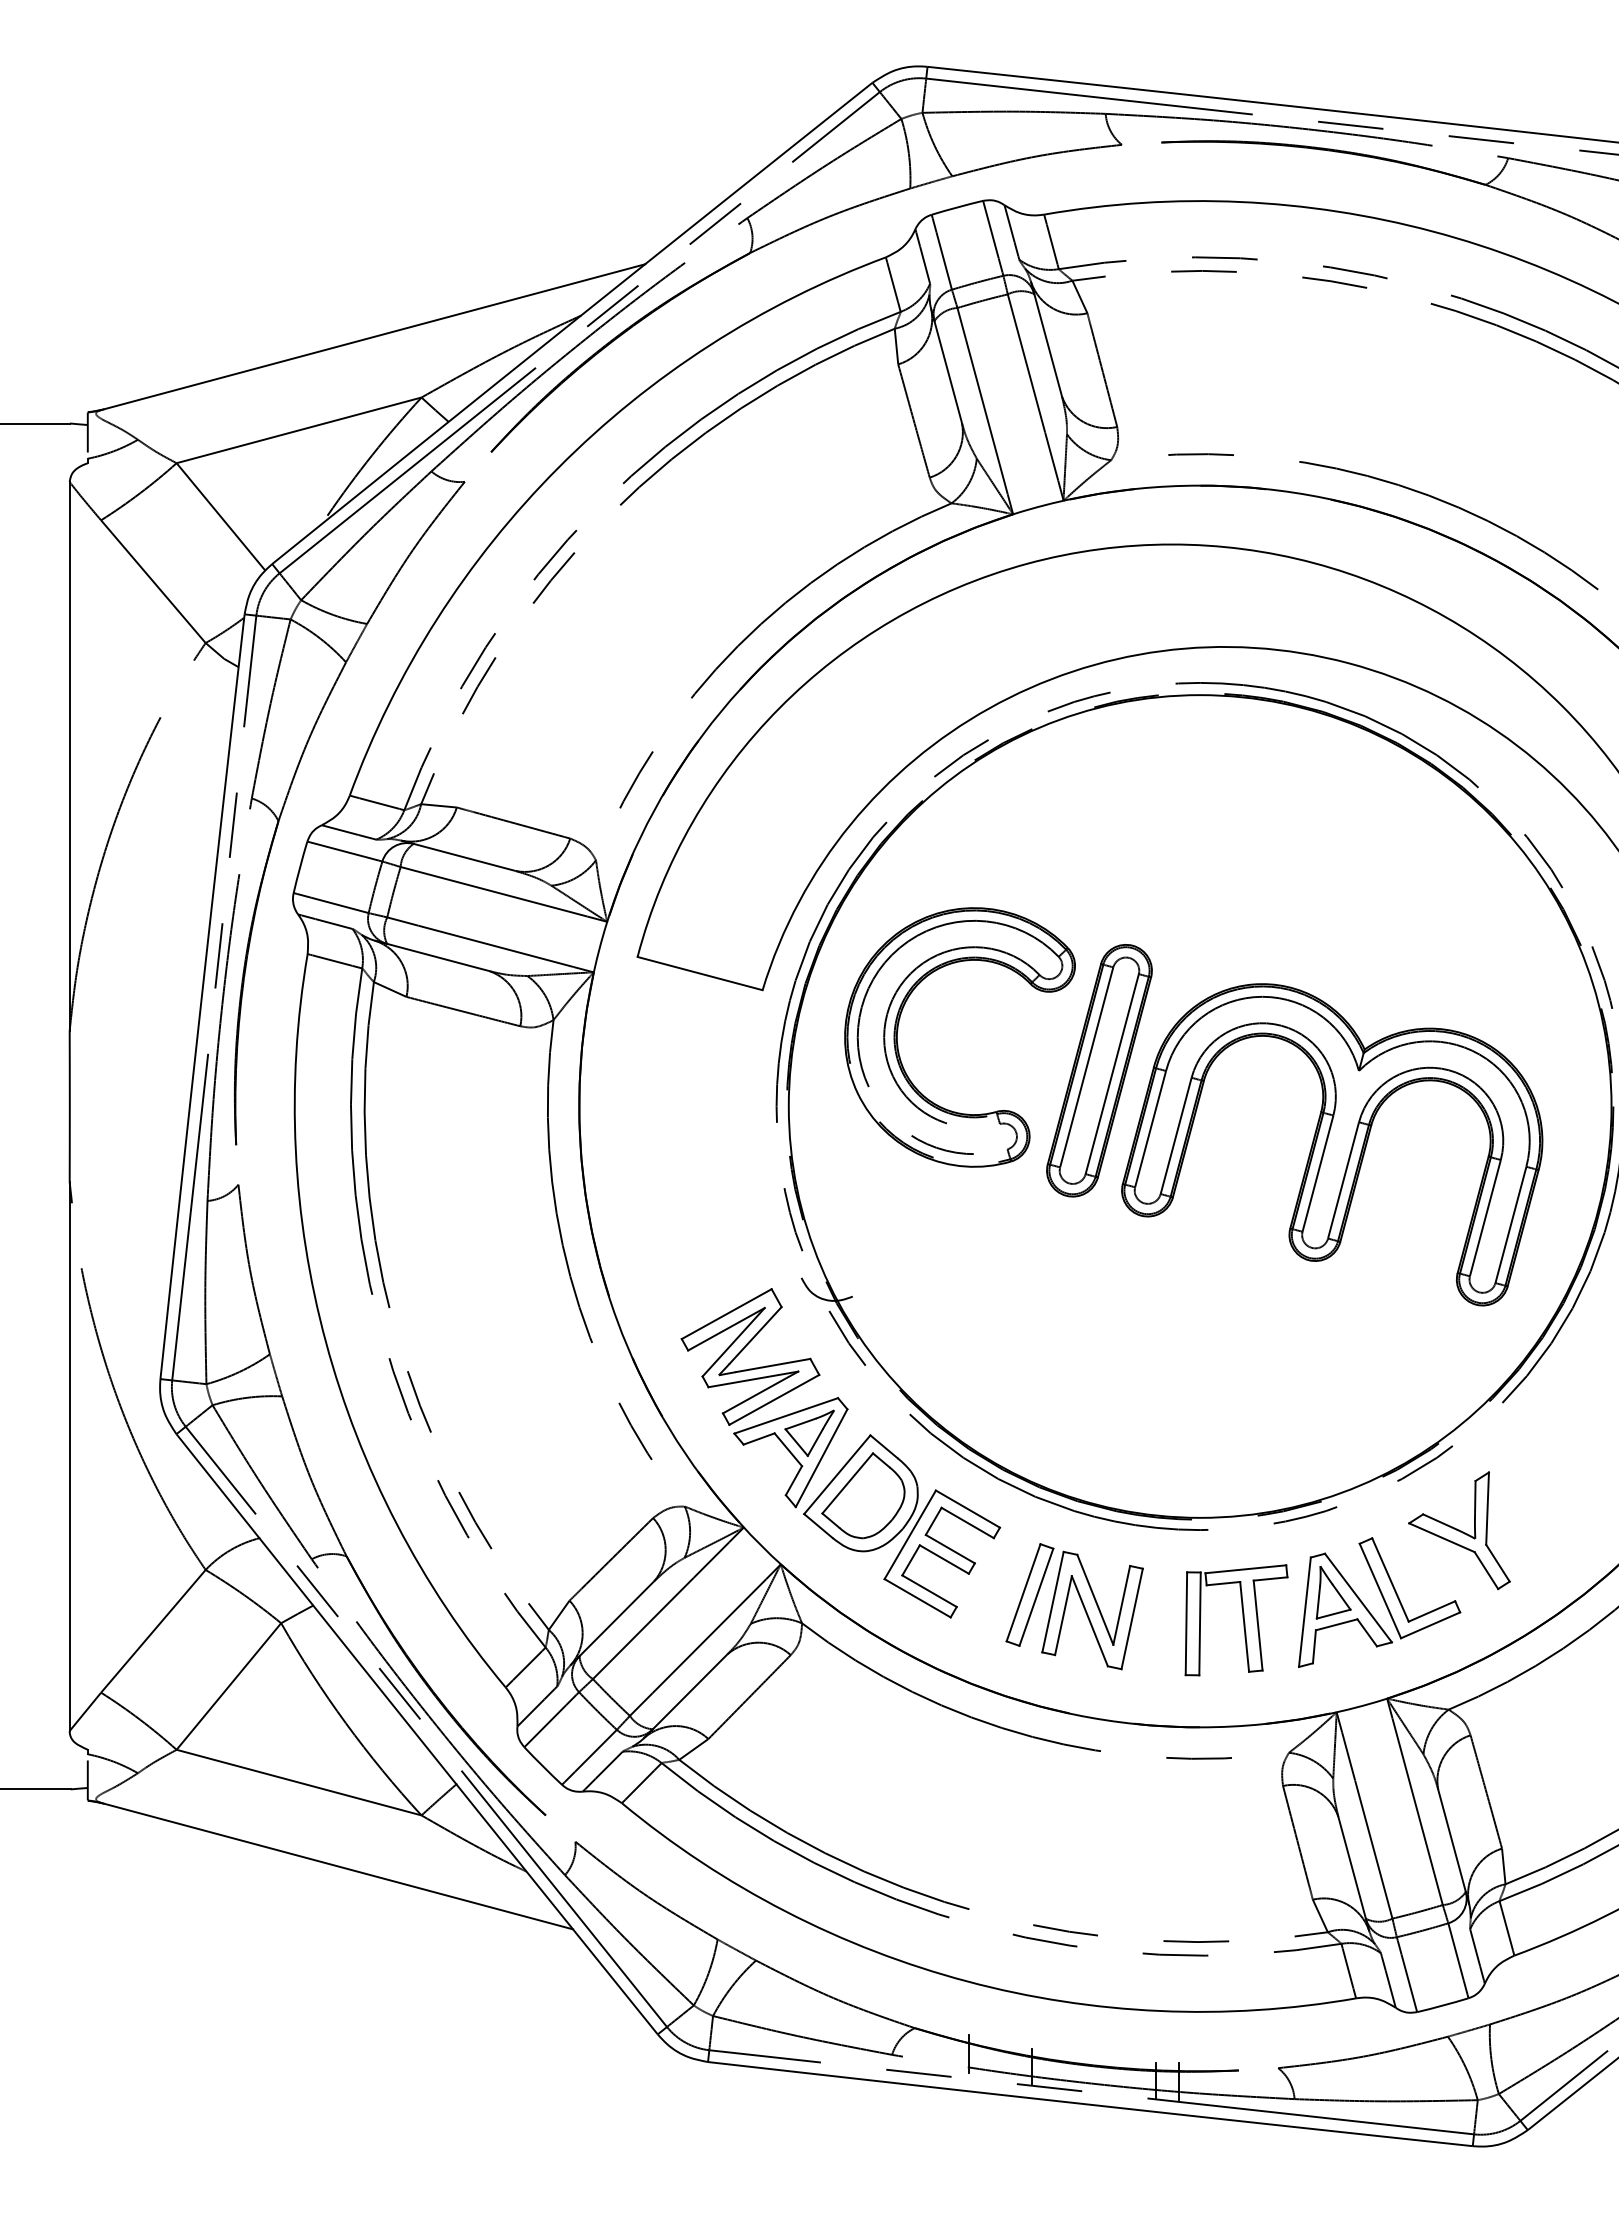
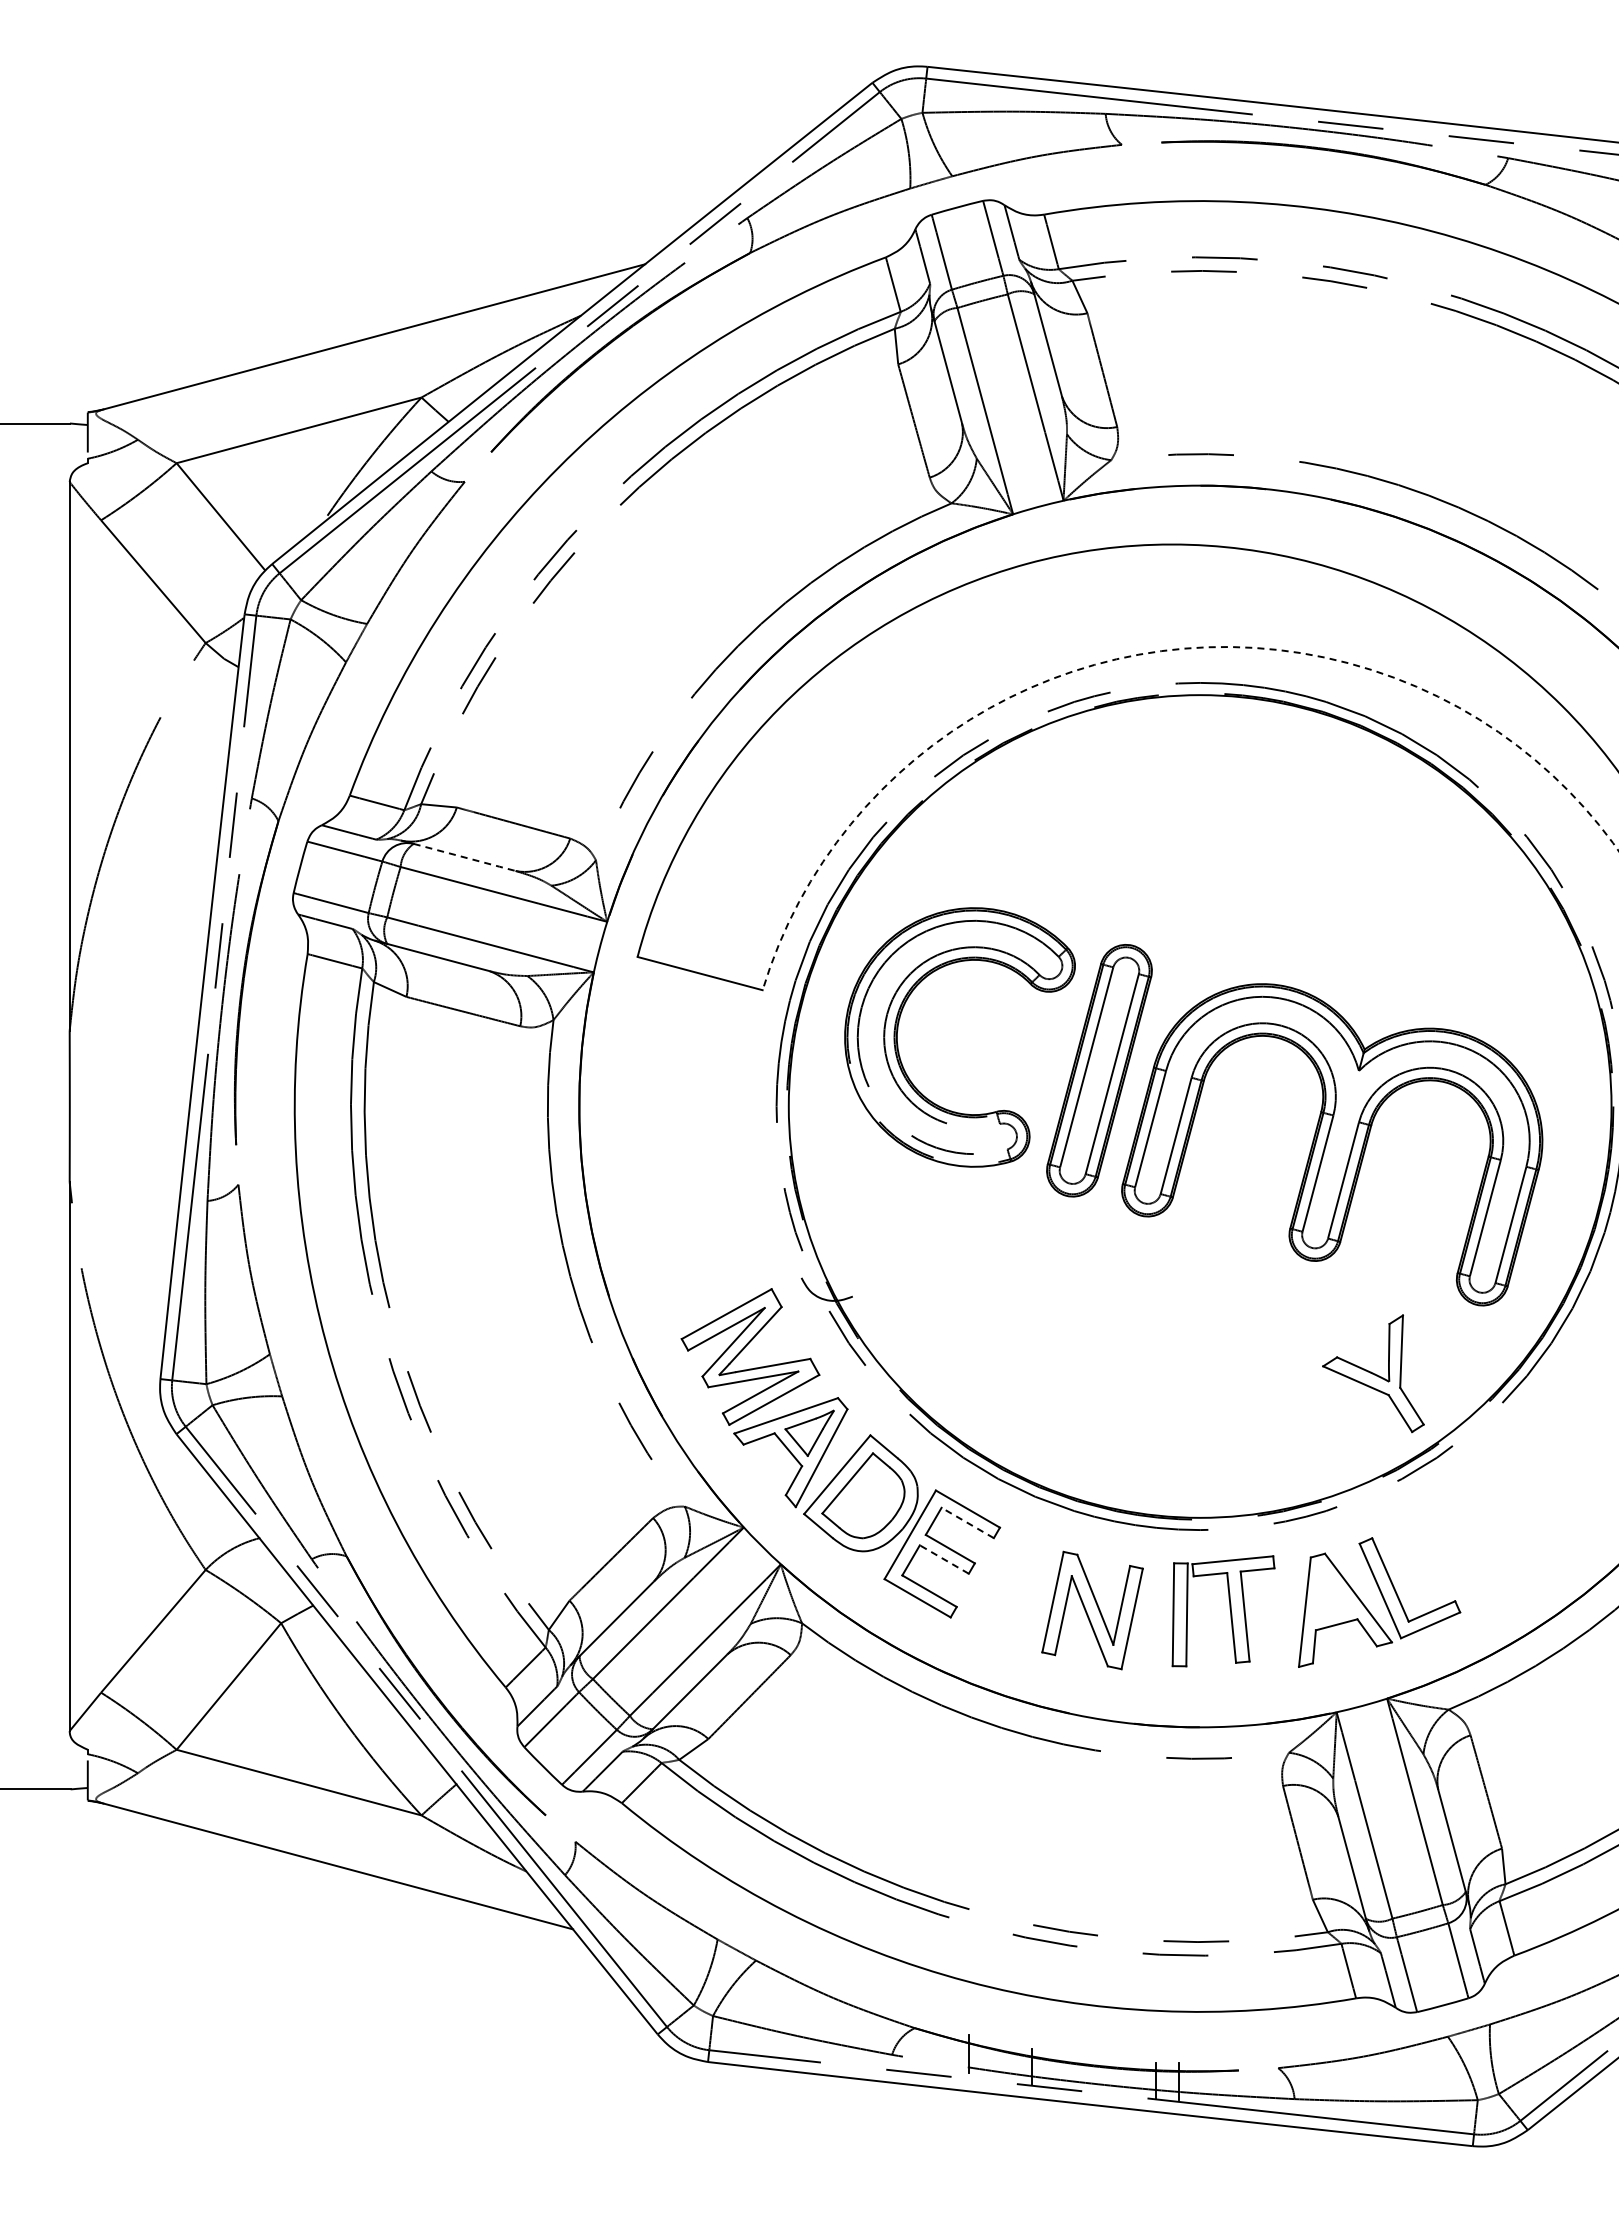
arc: solid -> dashed (1148, 653)
line: solid -> dashed (465, 857)
line: solid -> dashed (967, 1522)
part position: (1459, 1530) -> (1373, 1373) (1373, 1373)
line: solid -> dashed (943, 1559)
part: present -> none (1333, 1592)
part: present -> none (1029, 1594)
part position: (1242, 1618) -> (1229, 1609) (1229, 1609)
